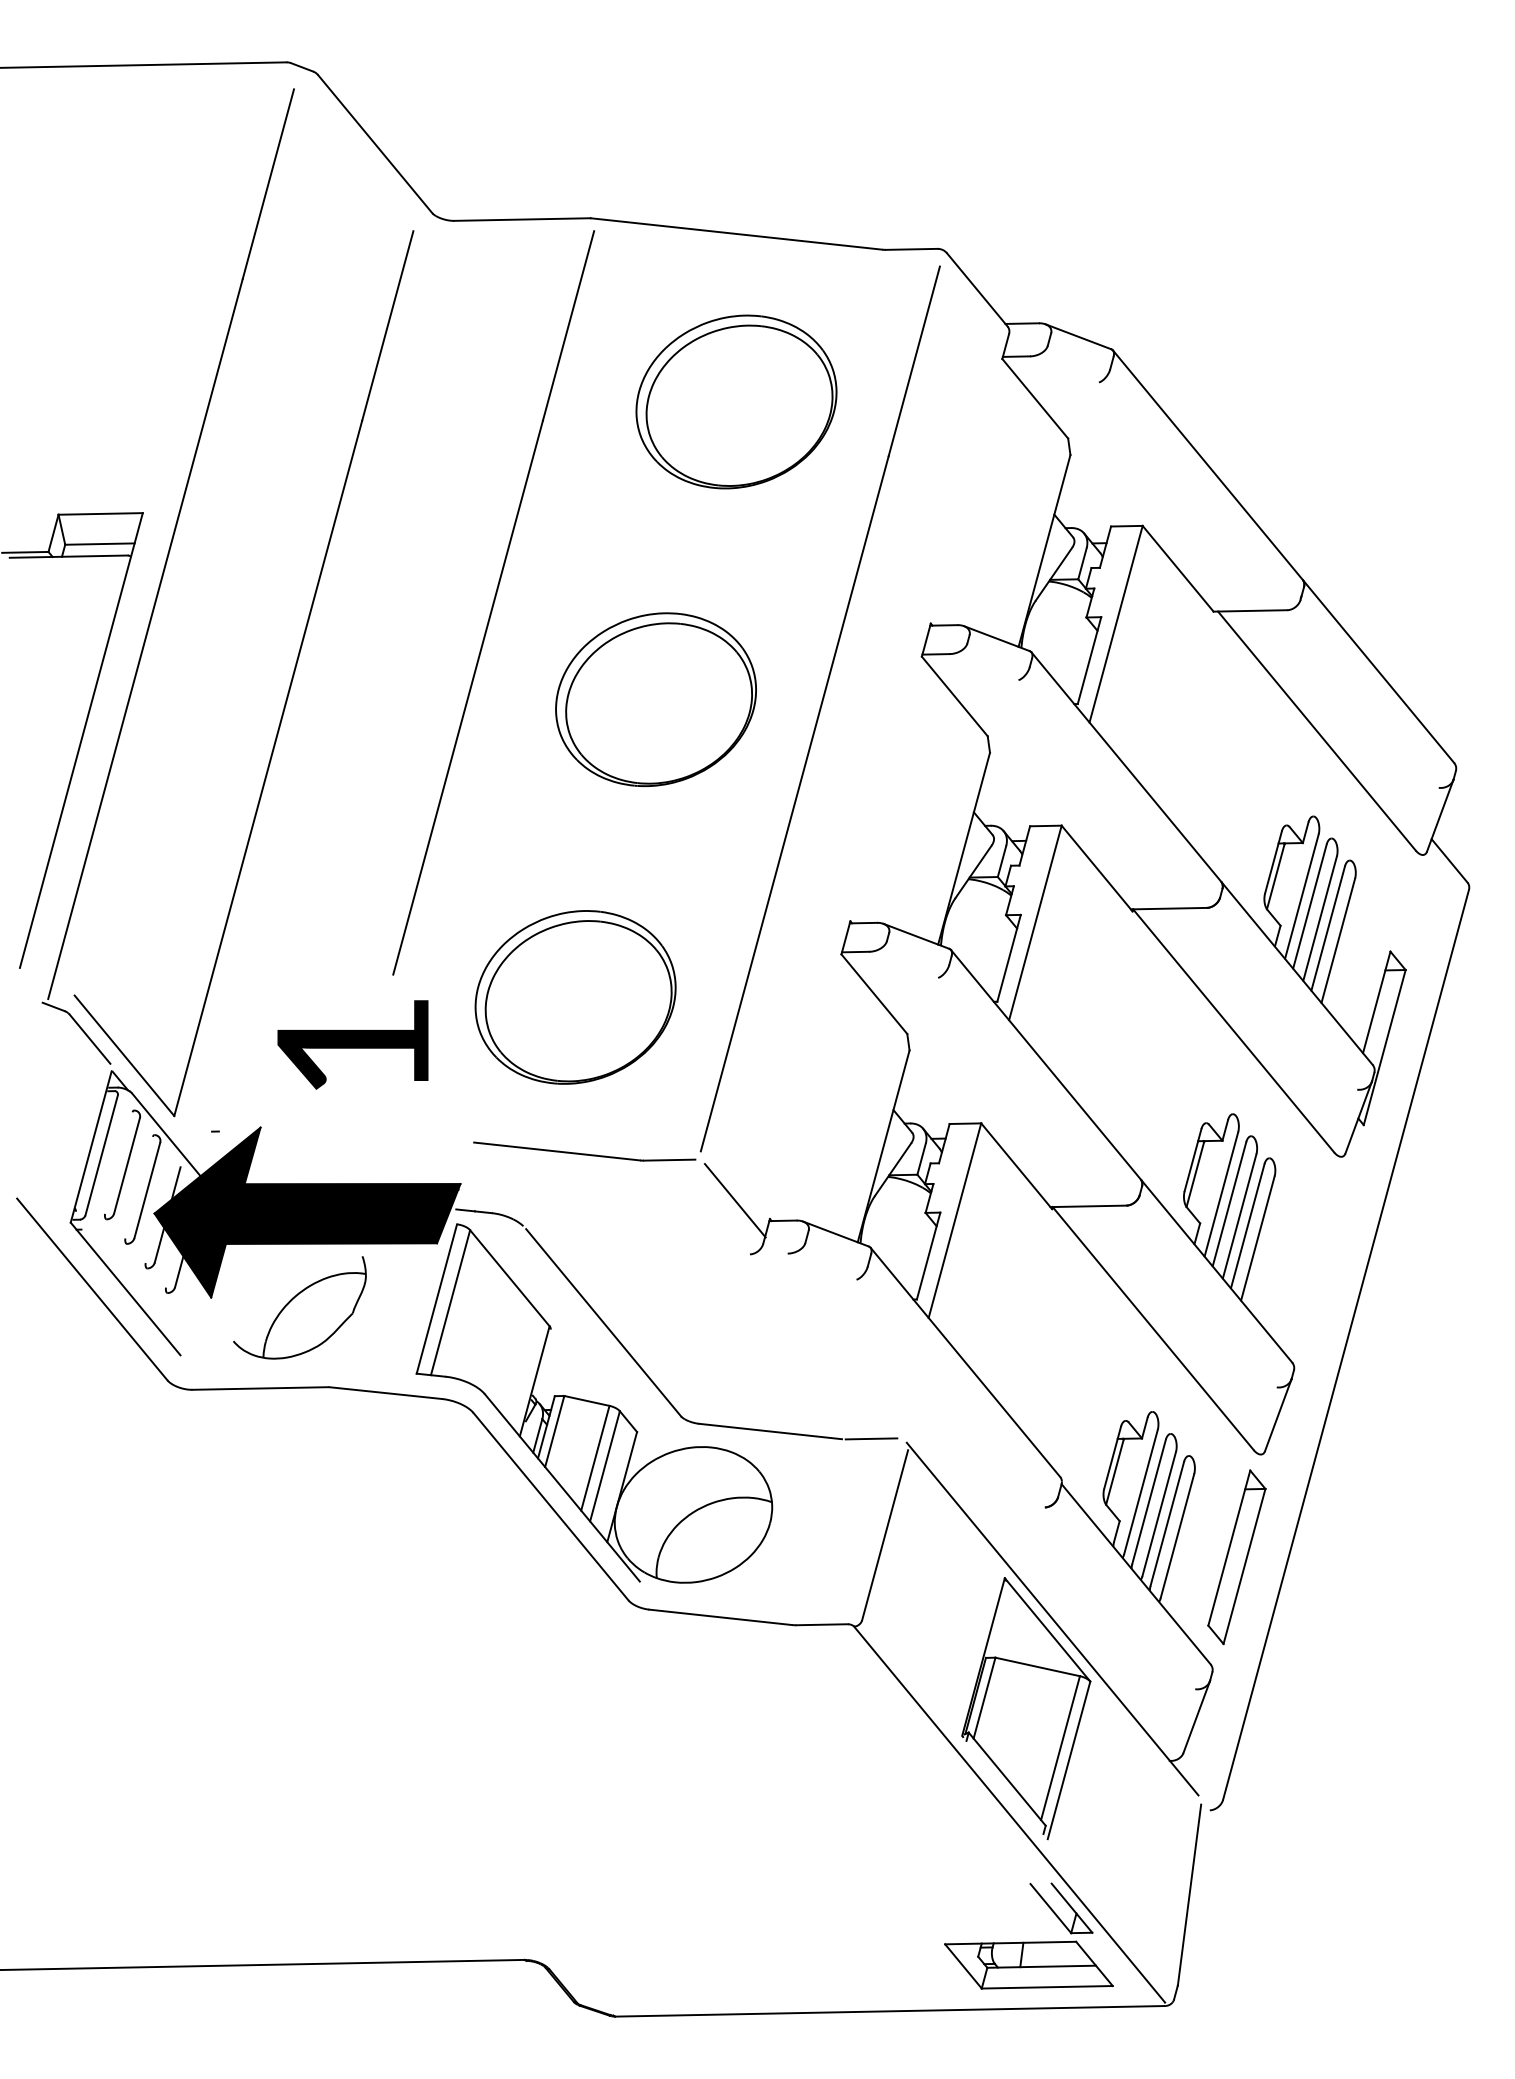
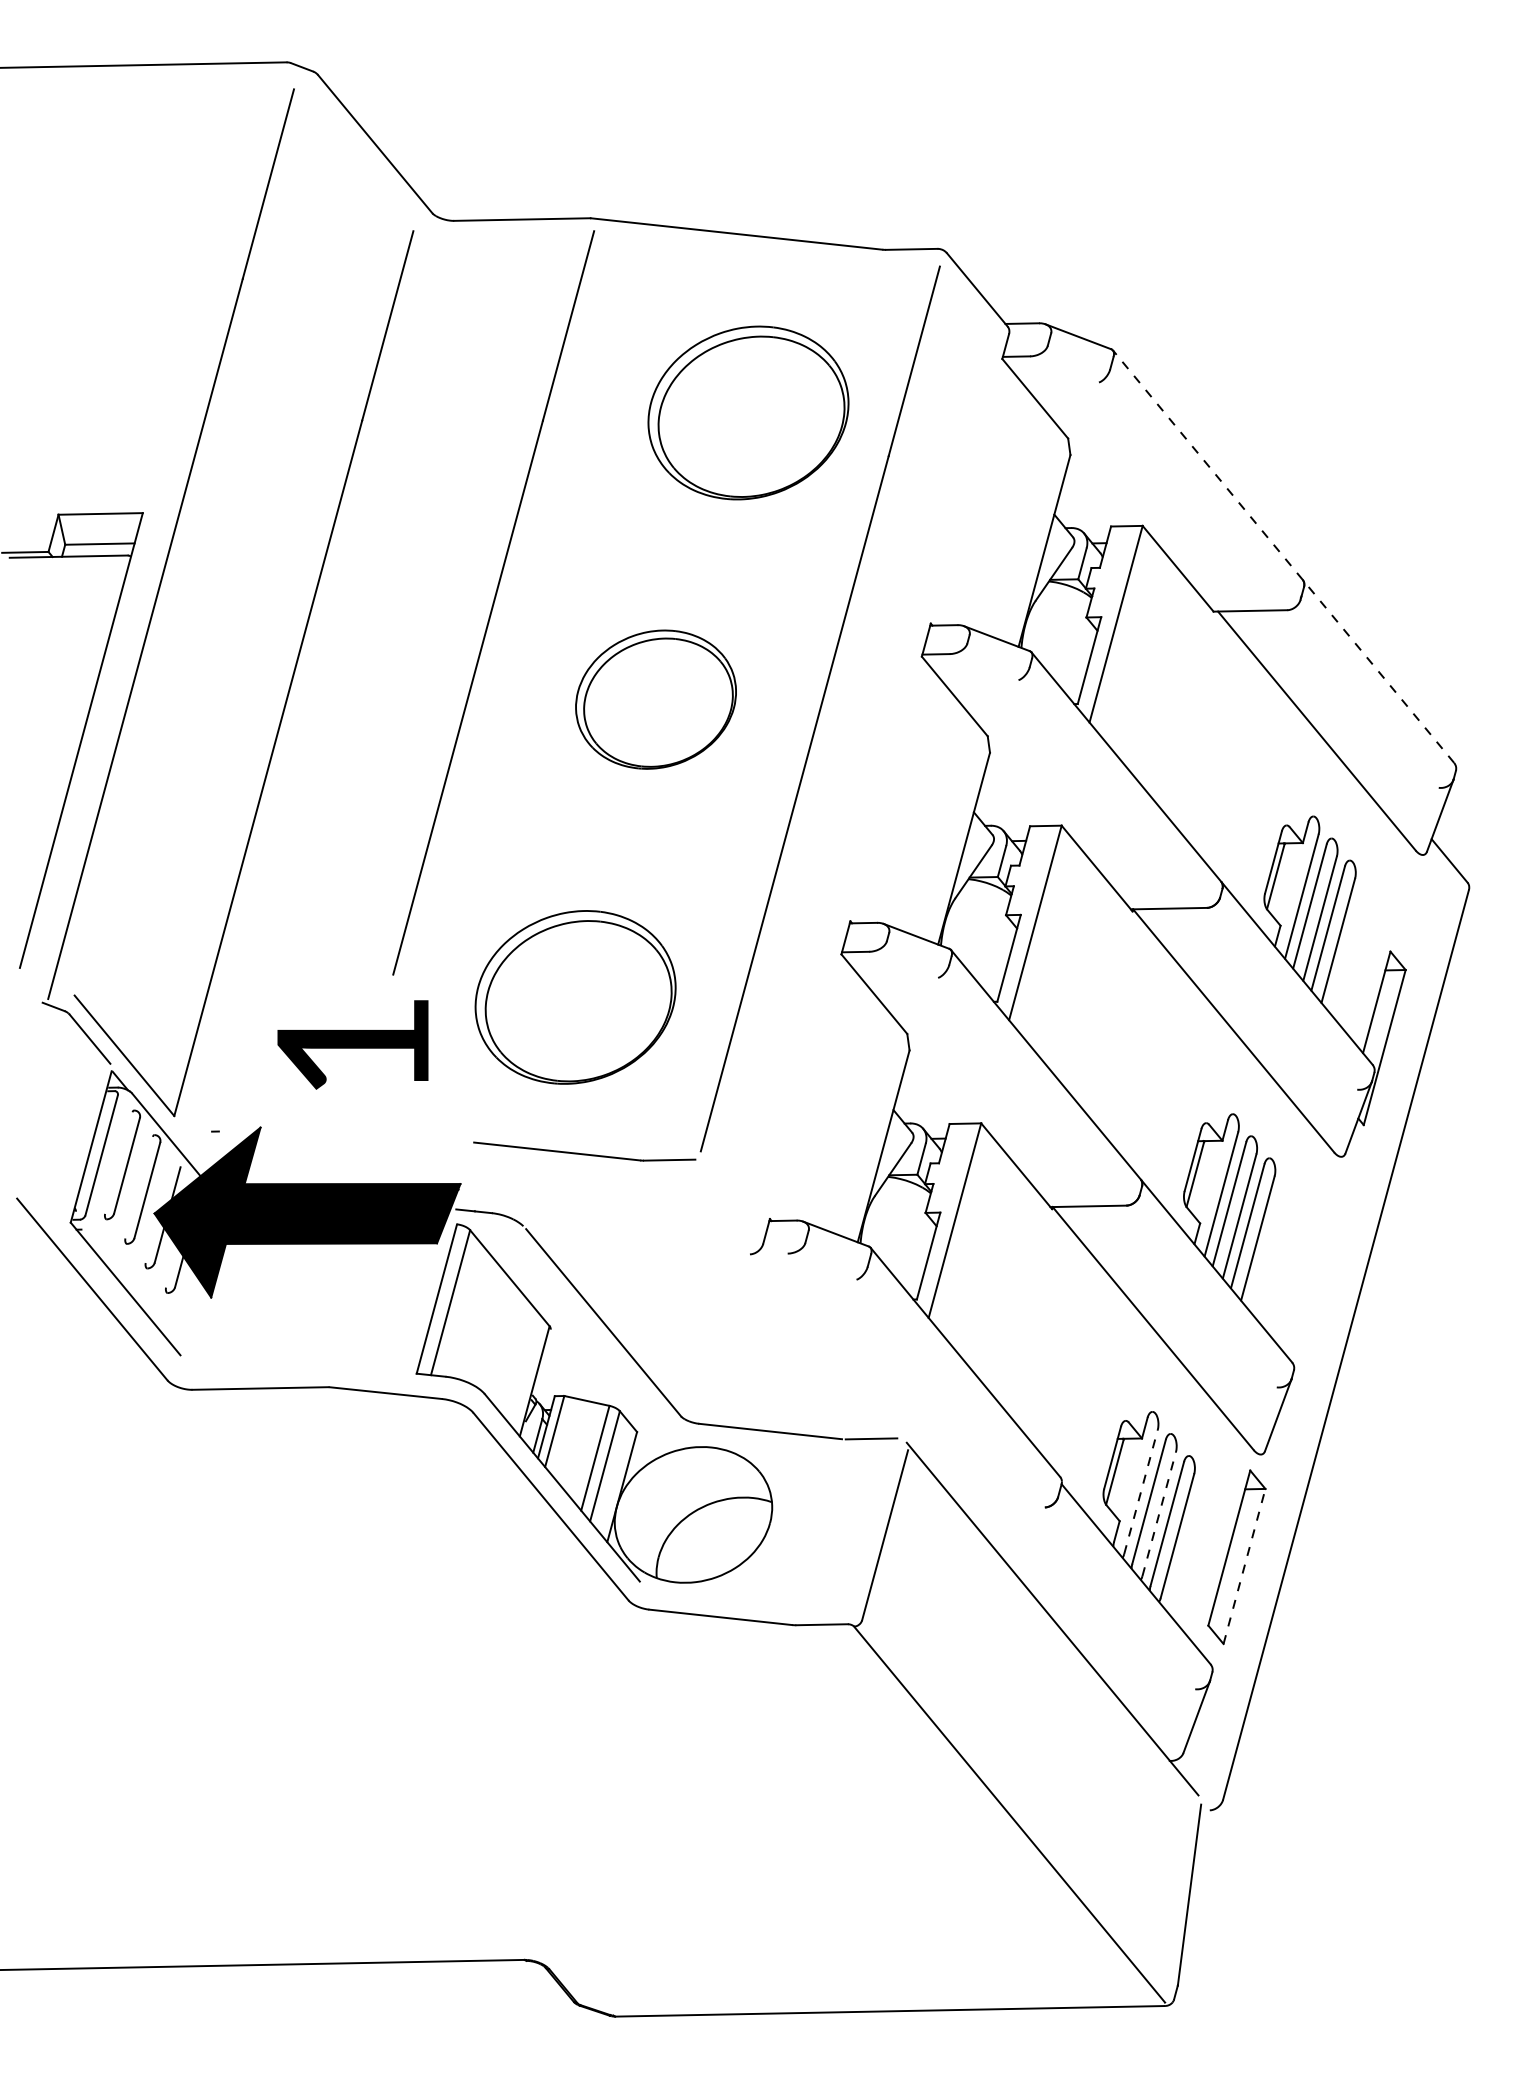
part position: (736, 401) -> (748, 412) (748, 412)
line: solid -> dashed (1283, 556)
part size: 202x175 px -> 162x141 px (655, 699)
line: present -> none (734, 1200)
part: present -> none (299, 1307)
line: solid -> dashed (1141, 1491)
line: solid -> dashed (1159, 1513)
line: solid -> dashed (1244, 1566)
part: present -> none (1026, 1708)
part: present -> none (1028, 1935)
